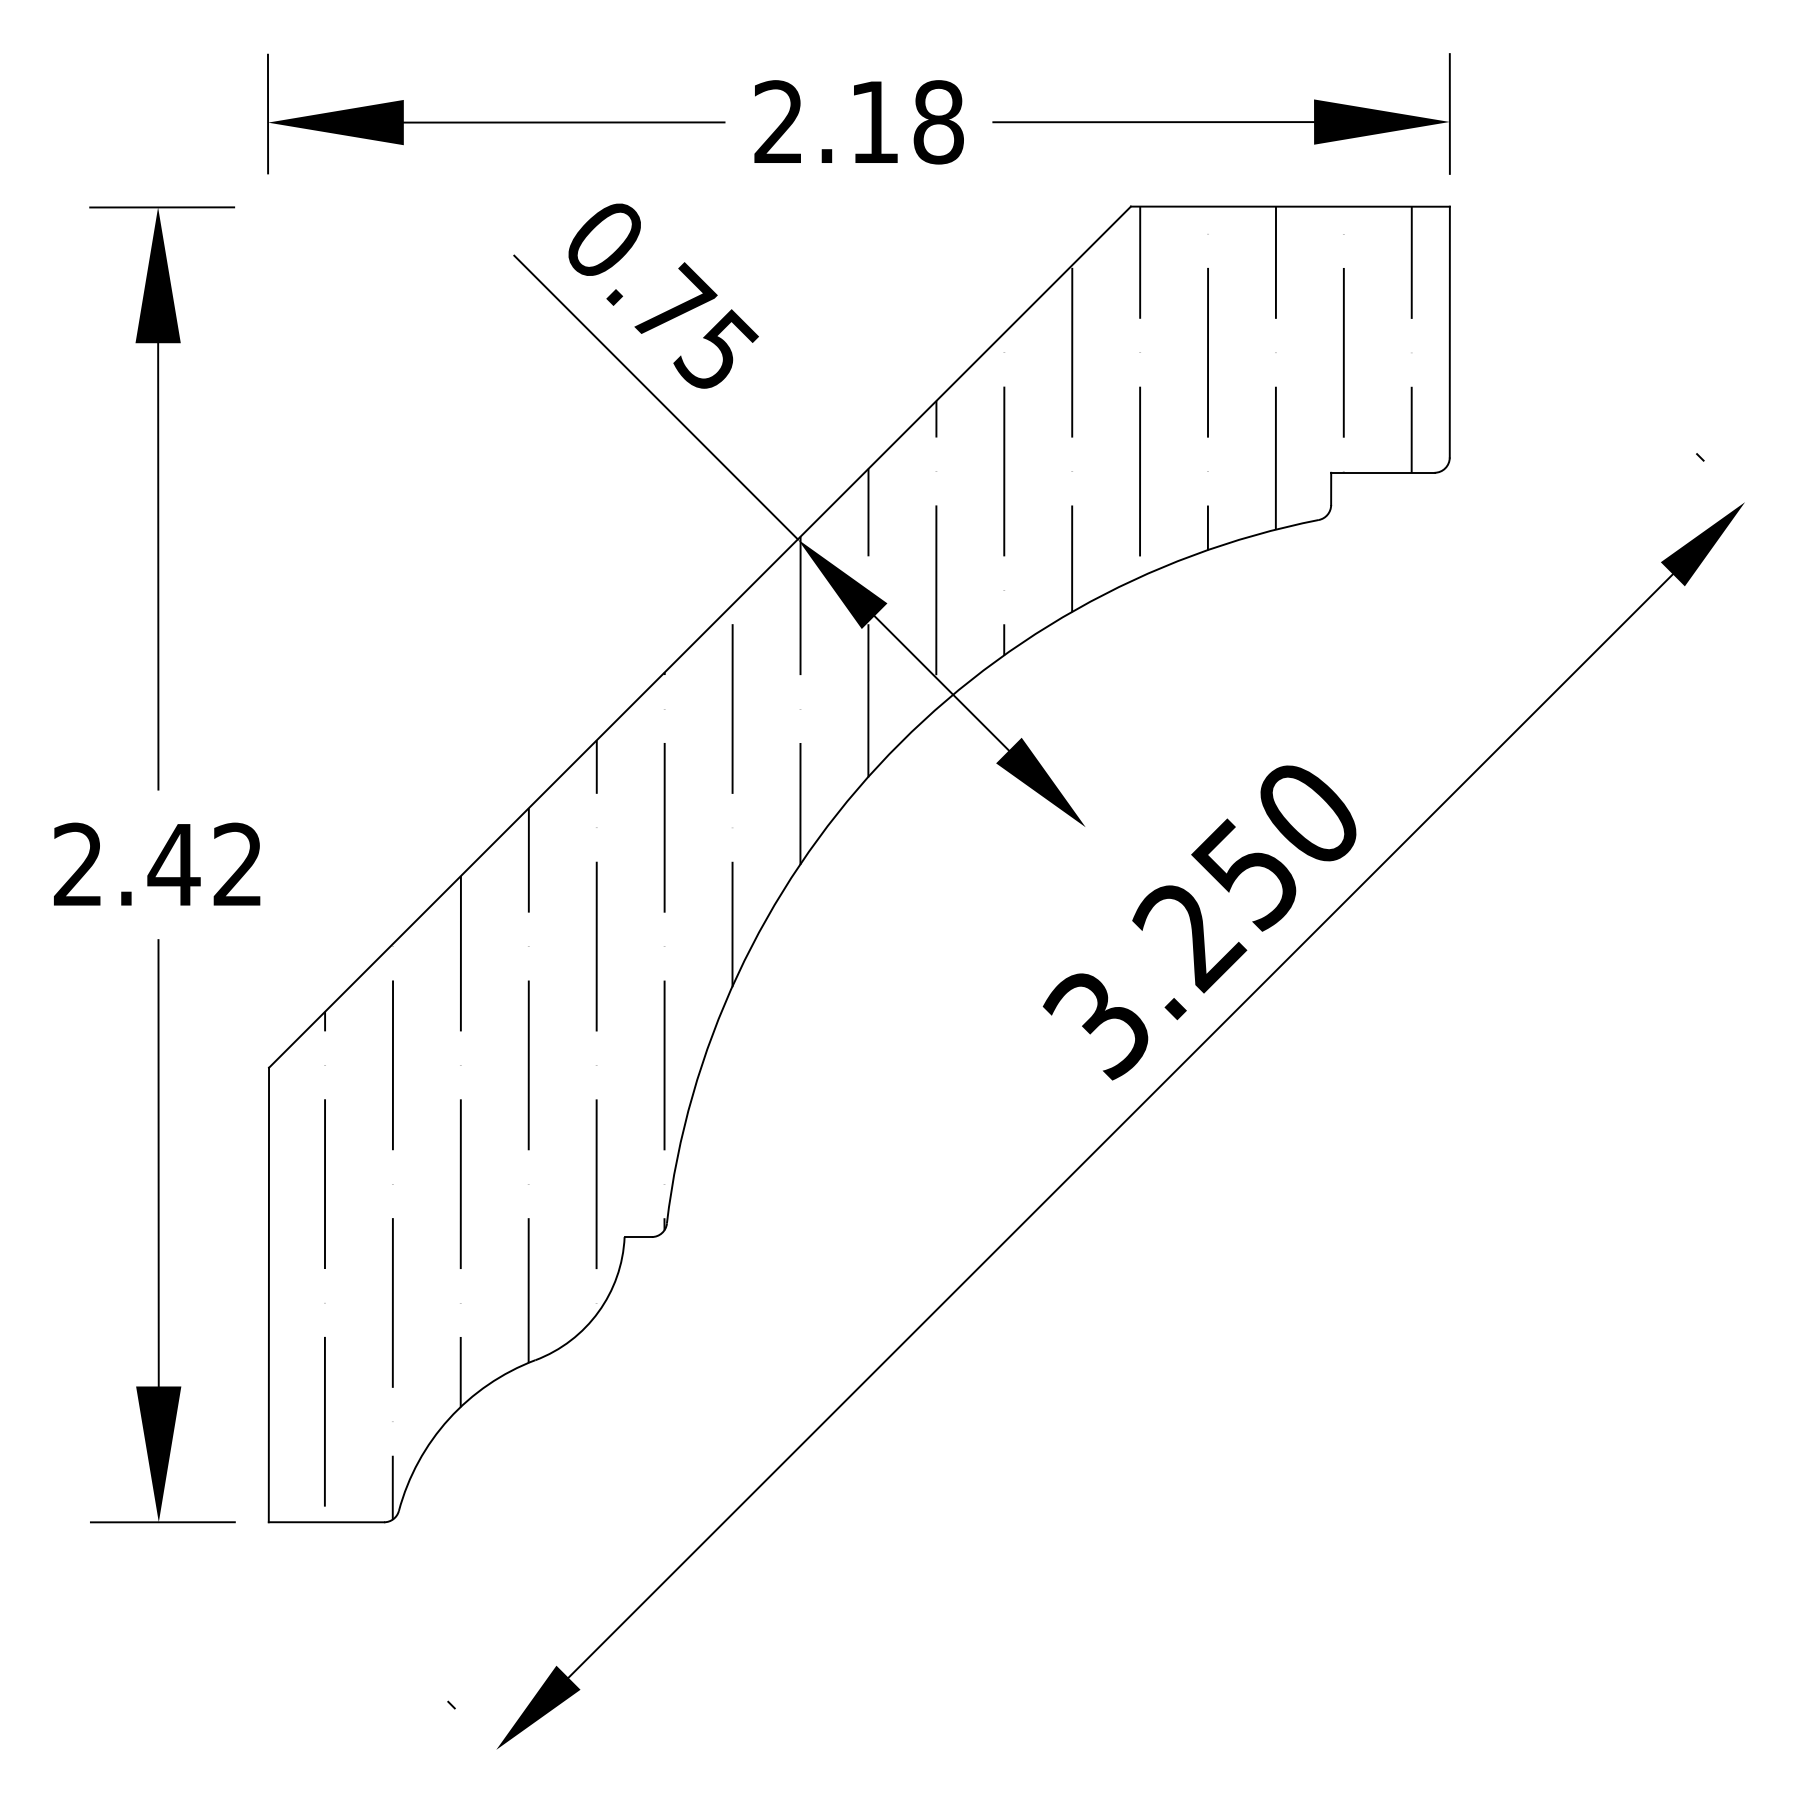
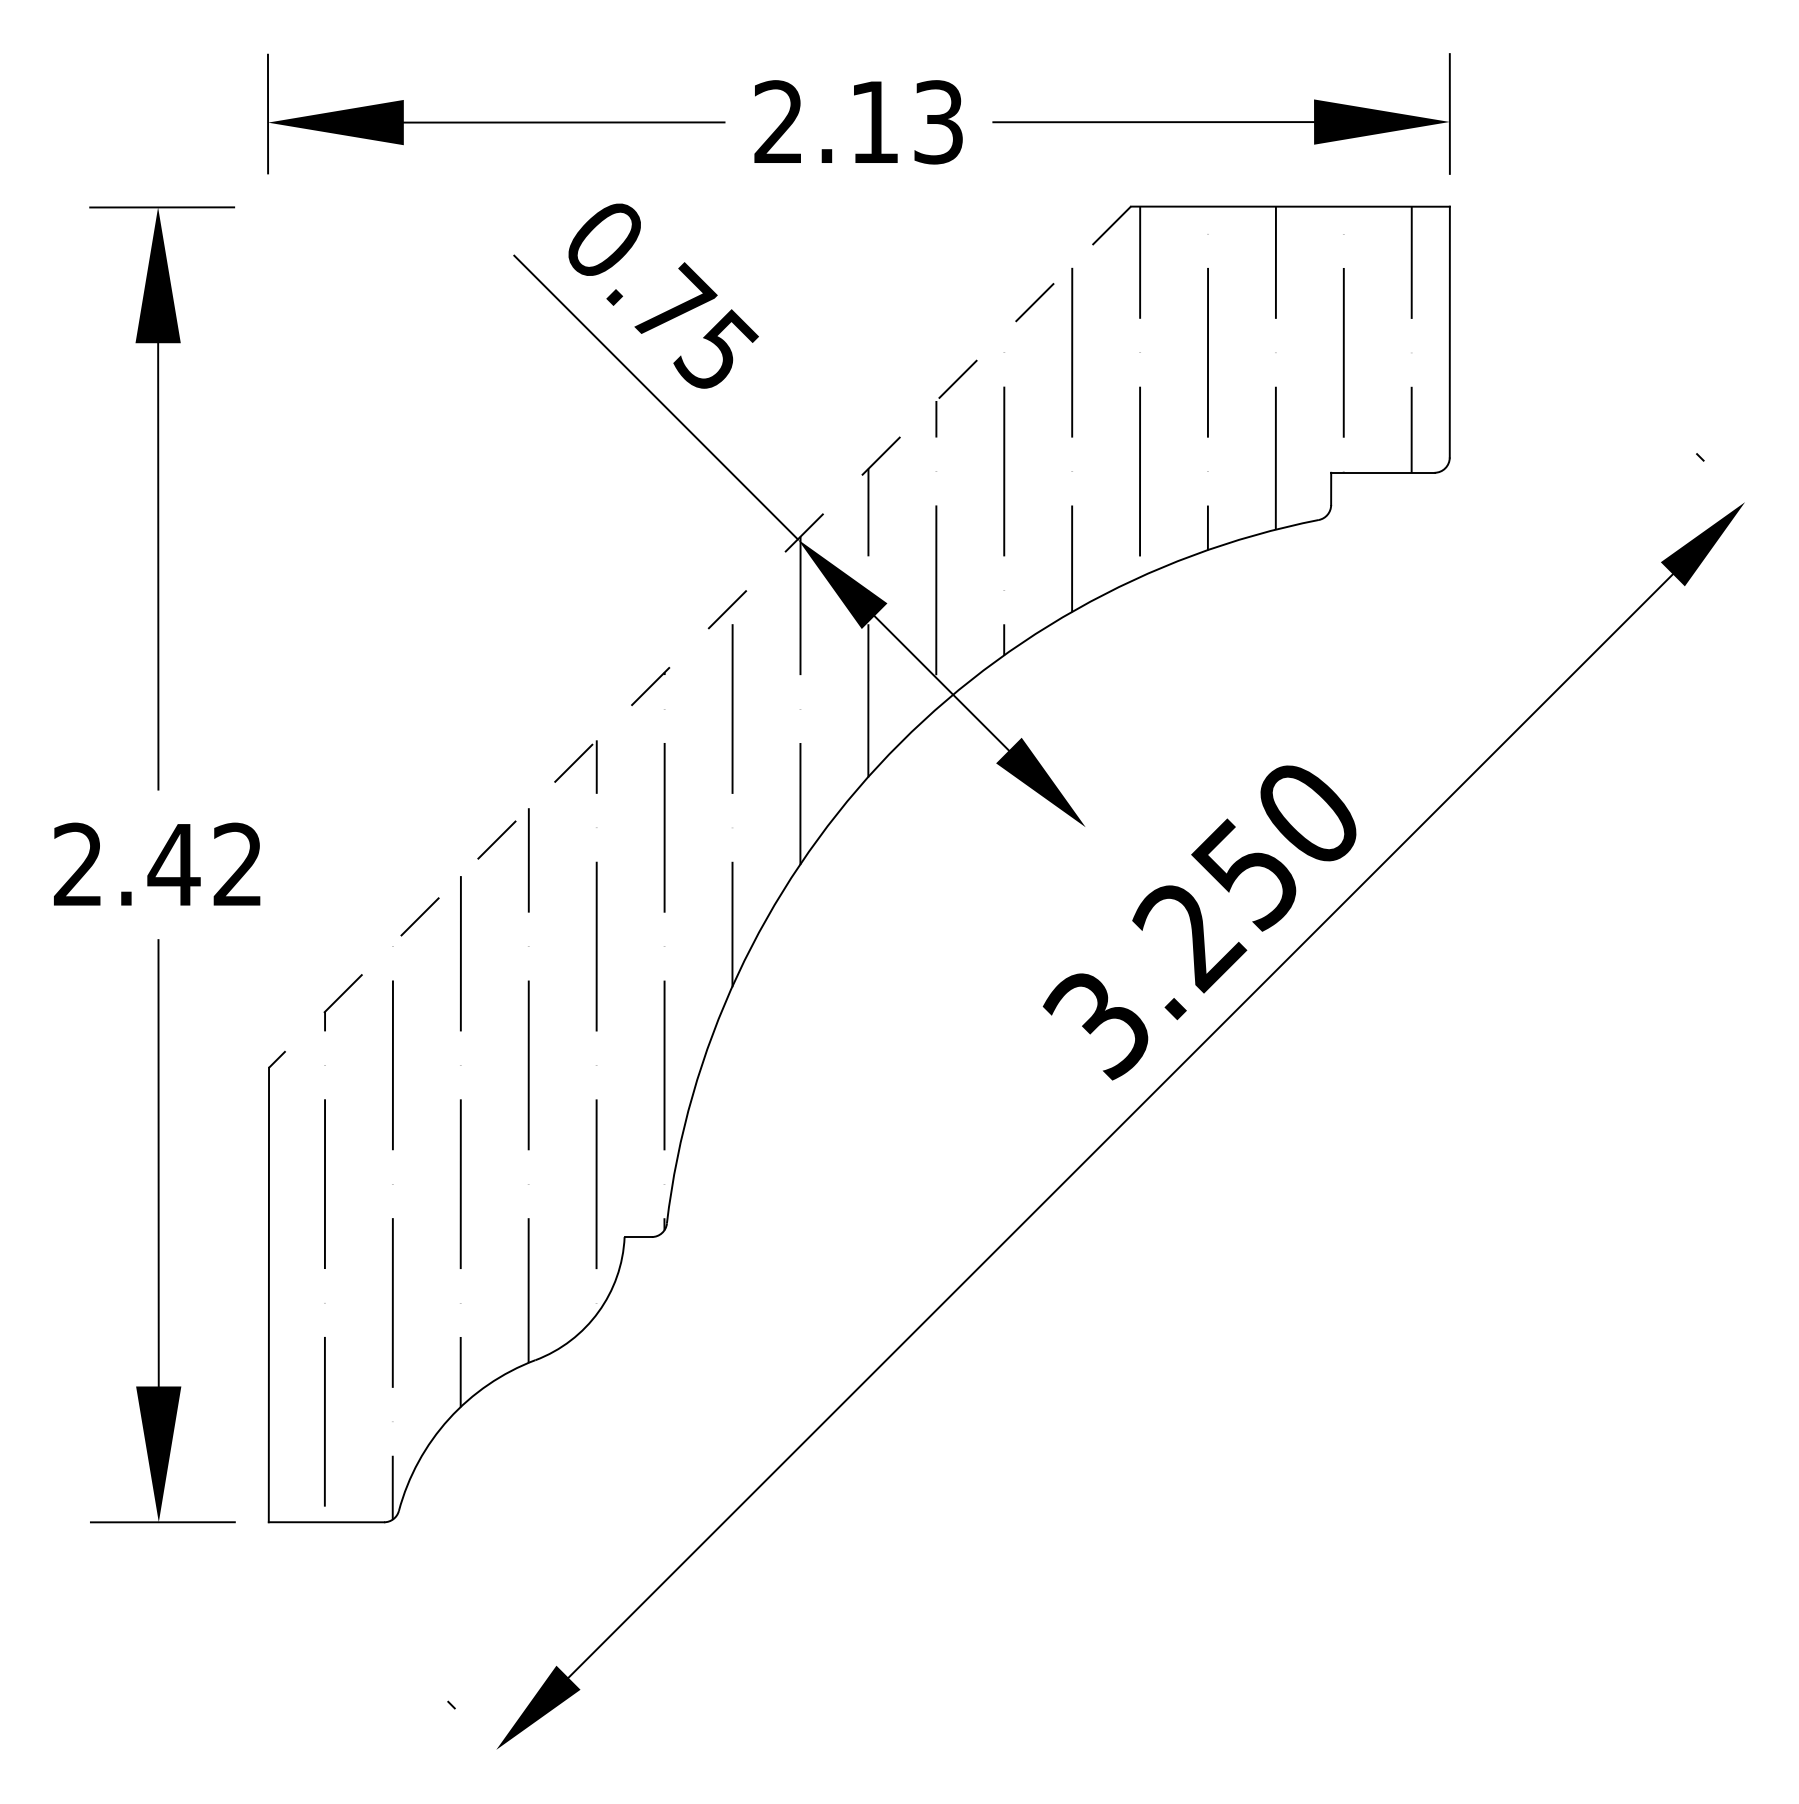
text: 2.18 -> 2.13 (938, 122)
line: solid -> dashed (699, 637)
